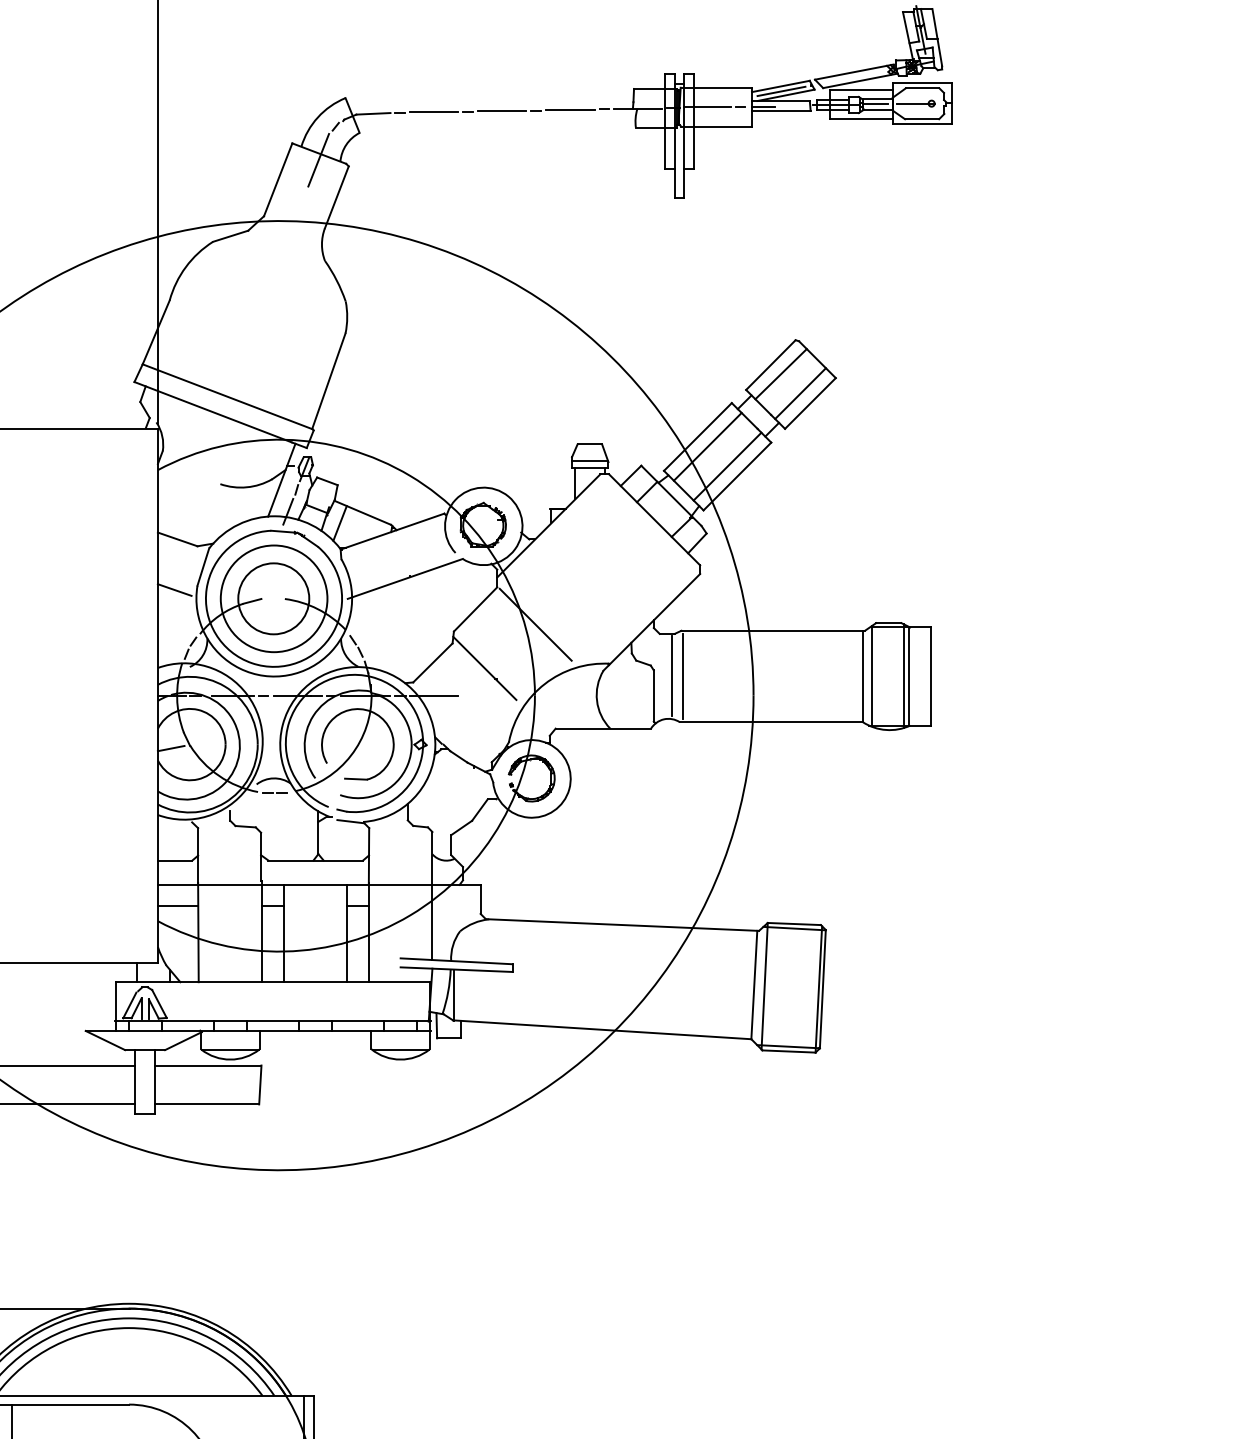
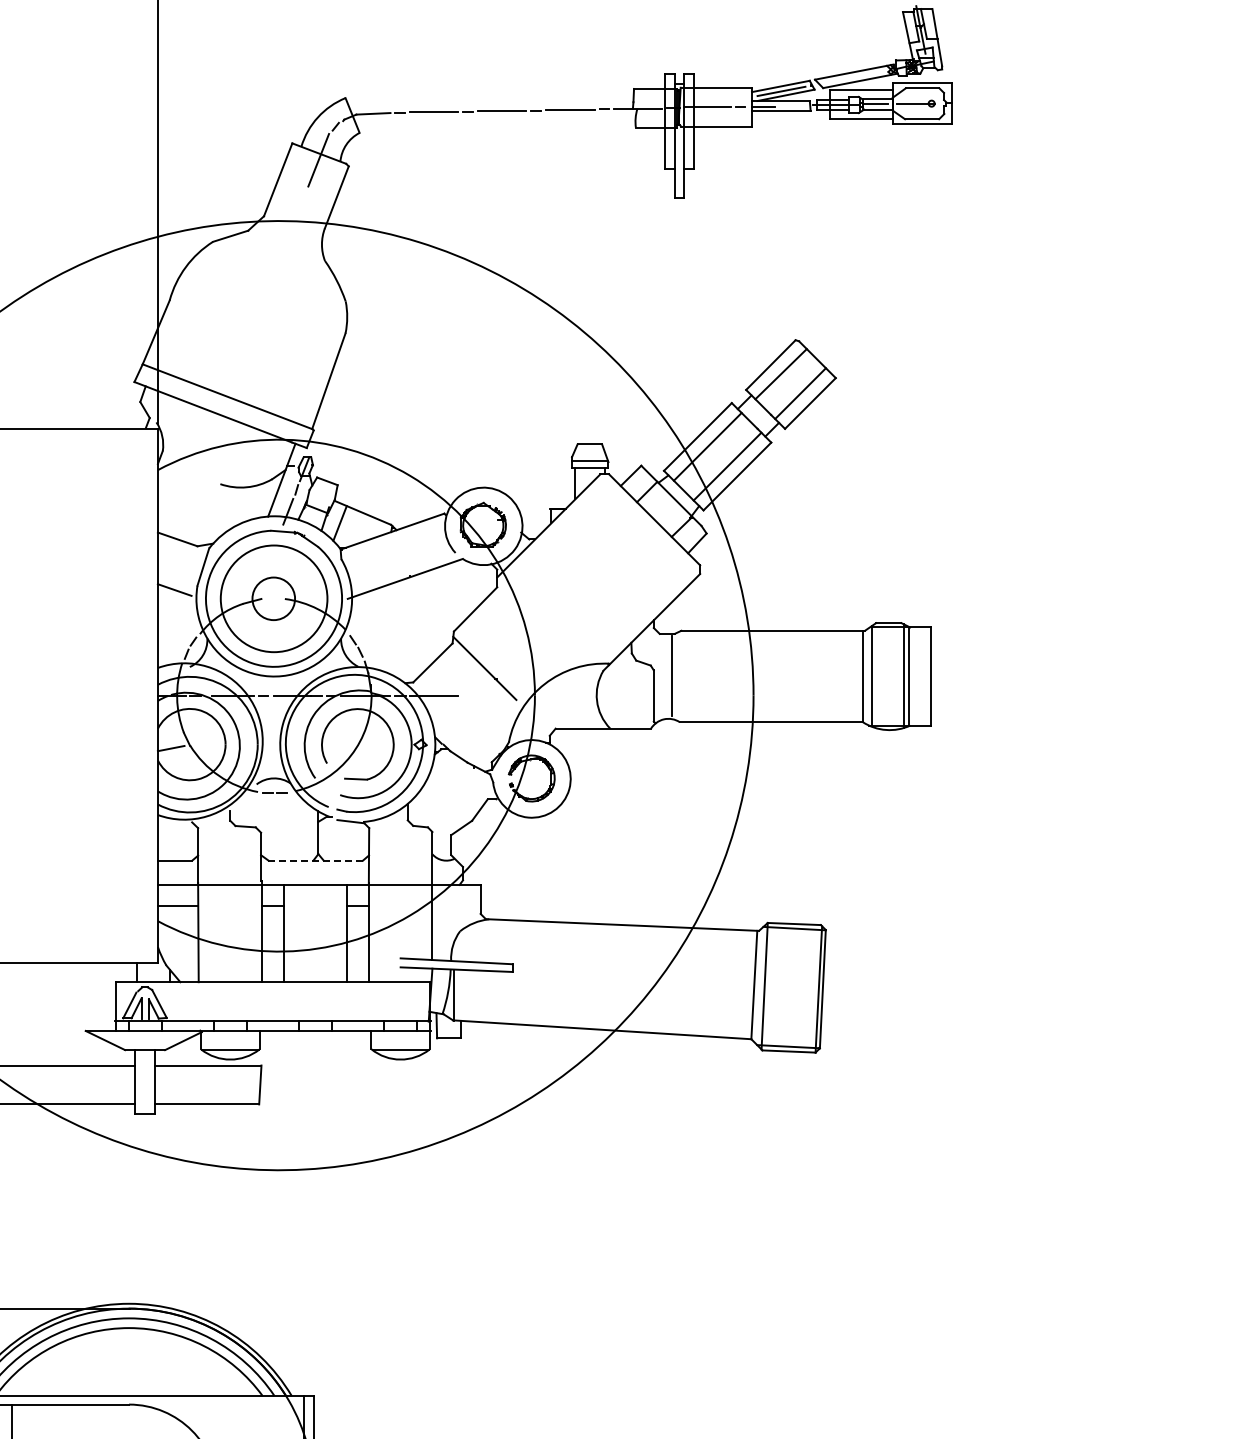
circle diameter: 71 px -> 43 px (273, 598)
line: present -> none (535, 624)
line: present -> none (682, 675)
line: solid -> dashed (315, 860)
